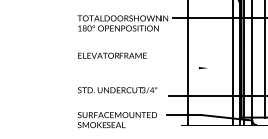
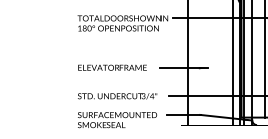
text position: (112, 55) -> (112, 67) (112, 67)
line: none -> present (184, 68)
text position: (117, 90) -> (117, 96) (117, 96)
